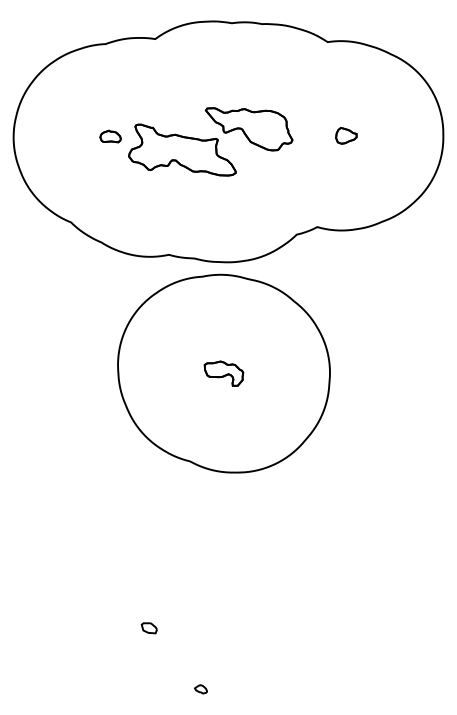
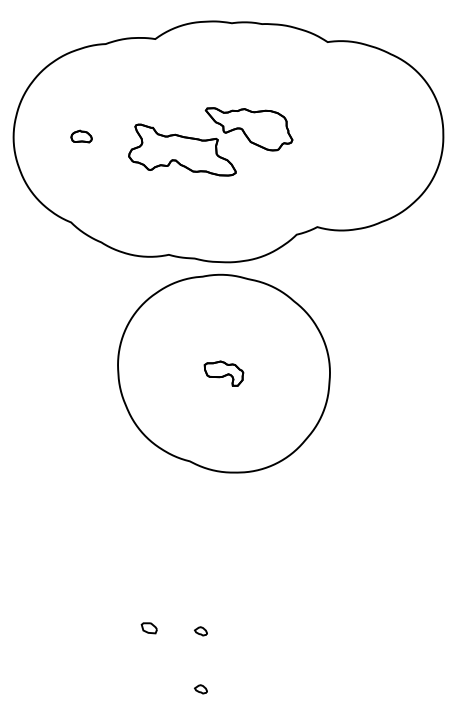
part: present -> none (346, 135)
part position: (110, 136) -> (81, 136) (81, 136)
part: none -> present (200, 631)
